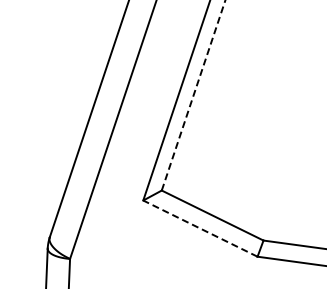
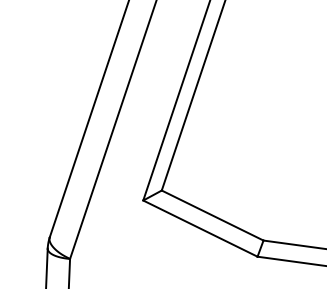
line: dashed -> solid (193, 94)
line: dashed -> solid (200, 228)
